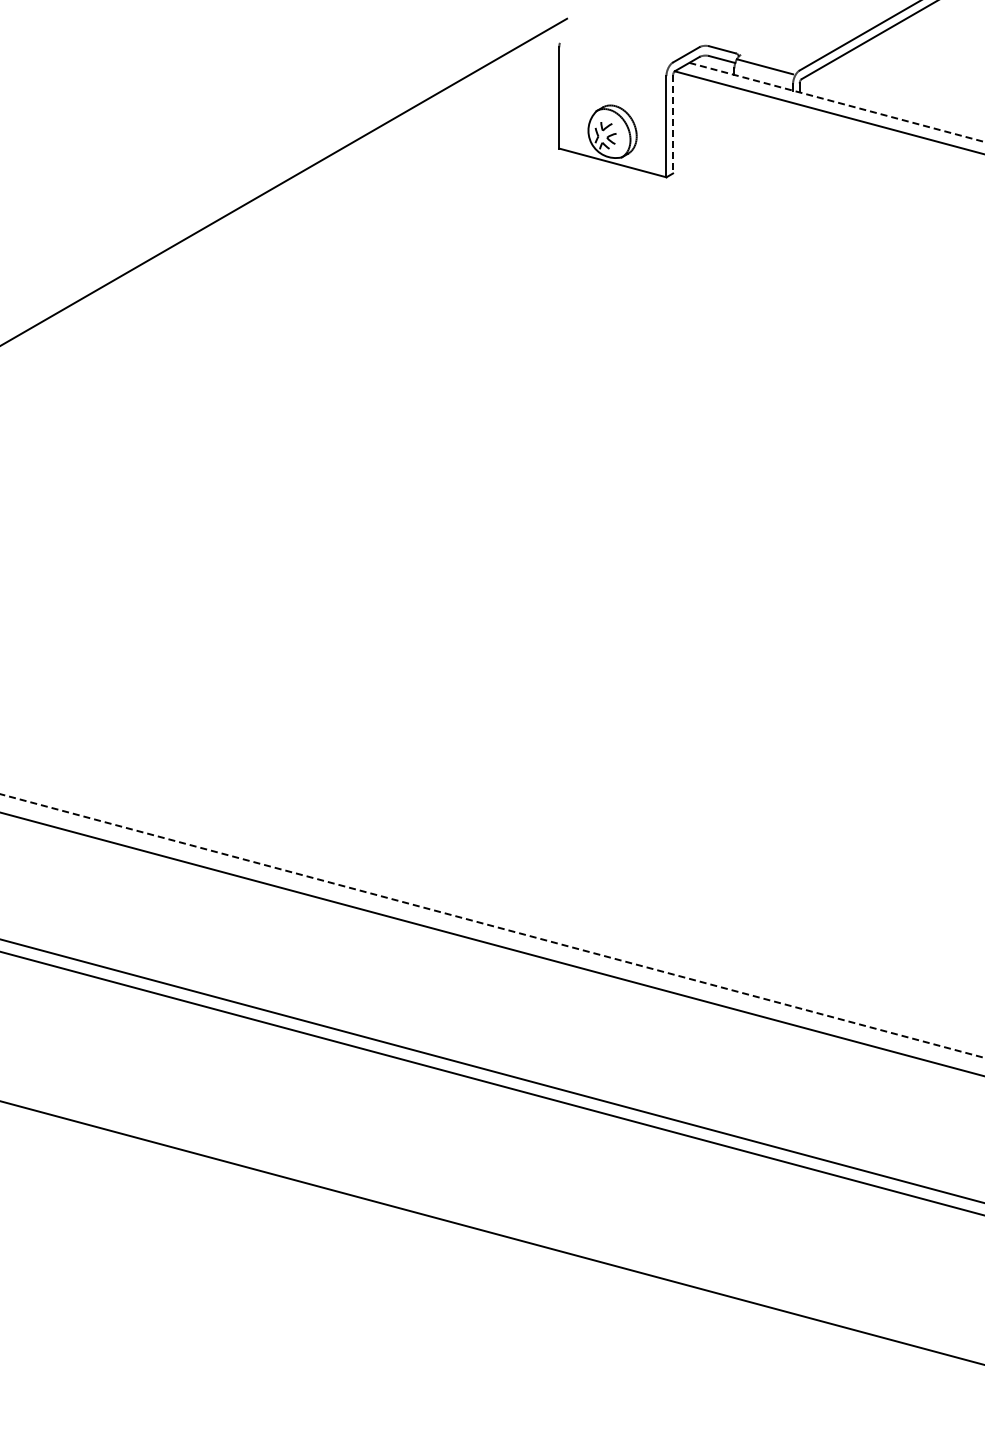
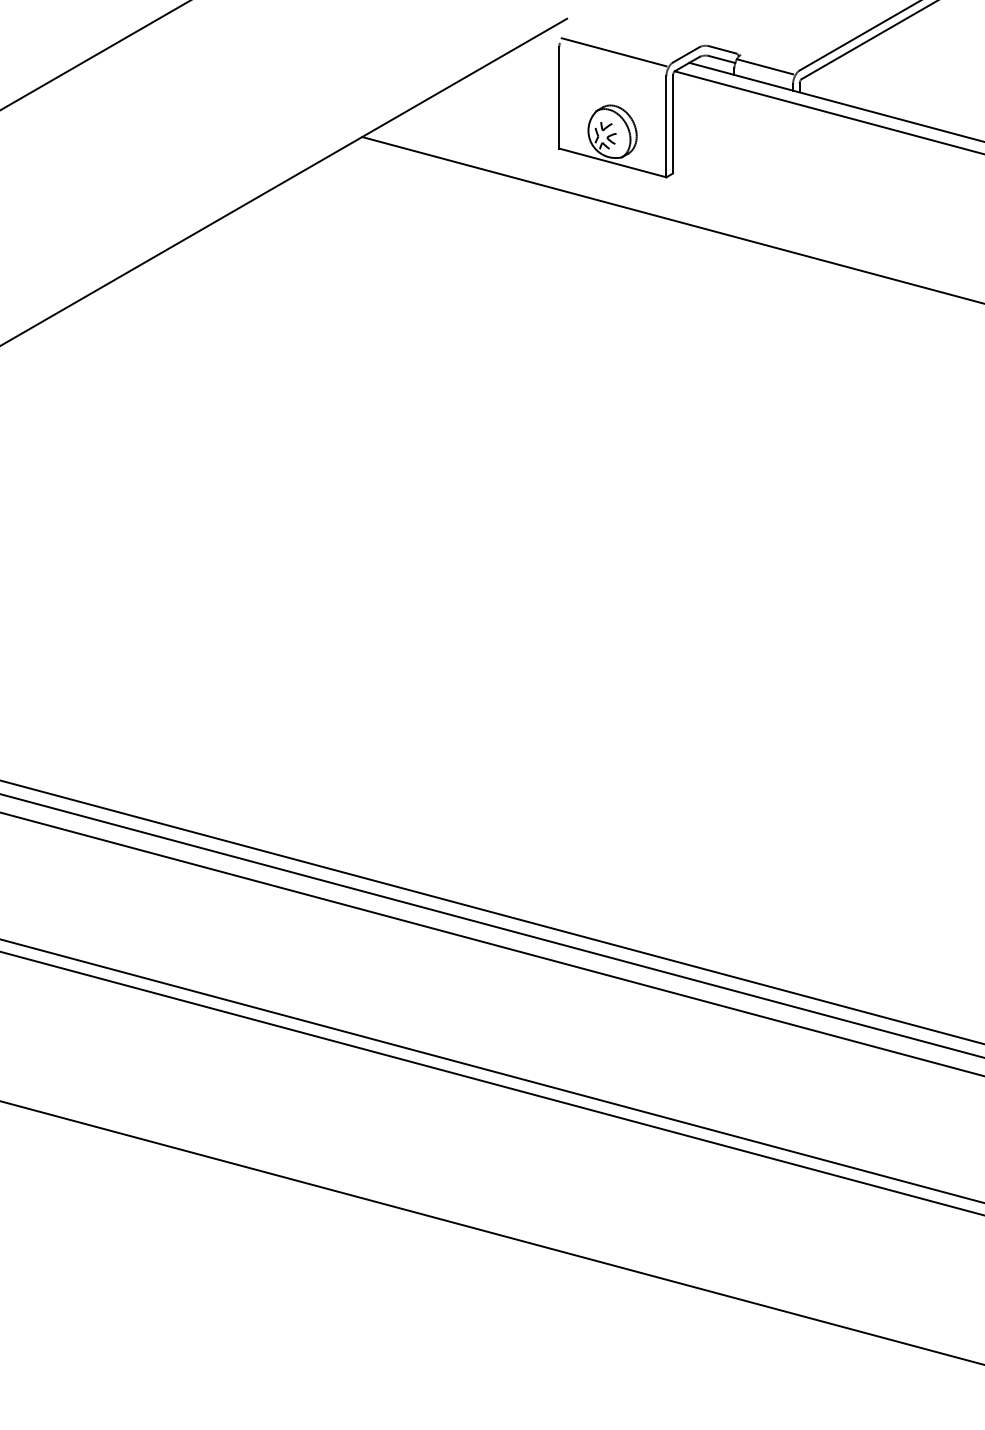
line: none -> present (613, 52)
line: none -> present (94, 55)
line: dashed -> solid (837, 102)
line: dashed -> solid (673, 124)
line: none -> present (671, 219)
line: none -> present (491, 912)
line: dashed -> solid (491, 925)
